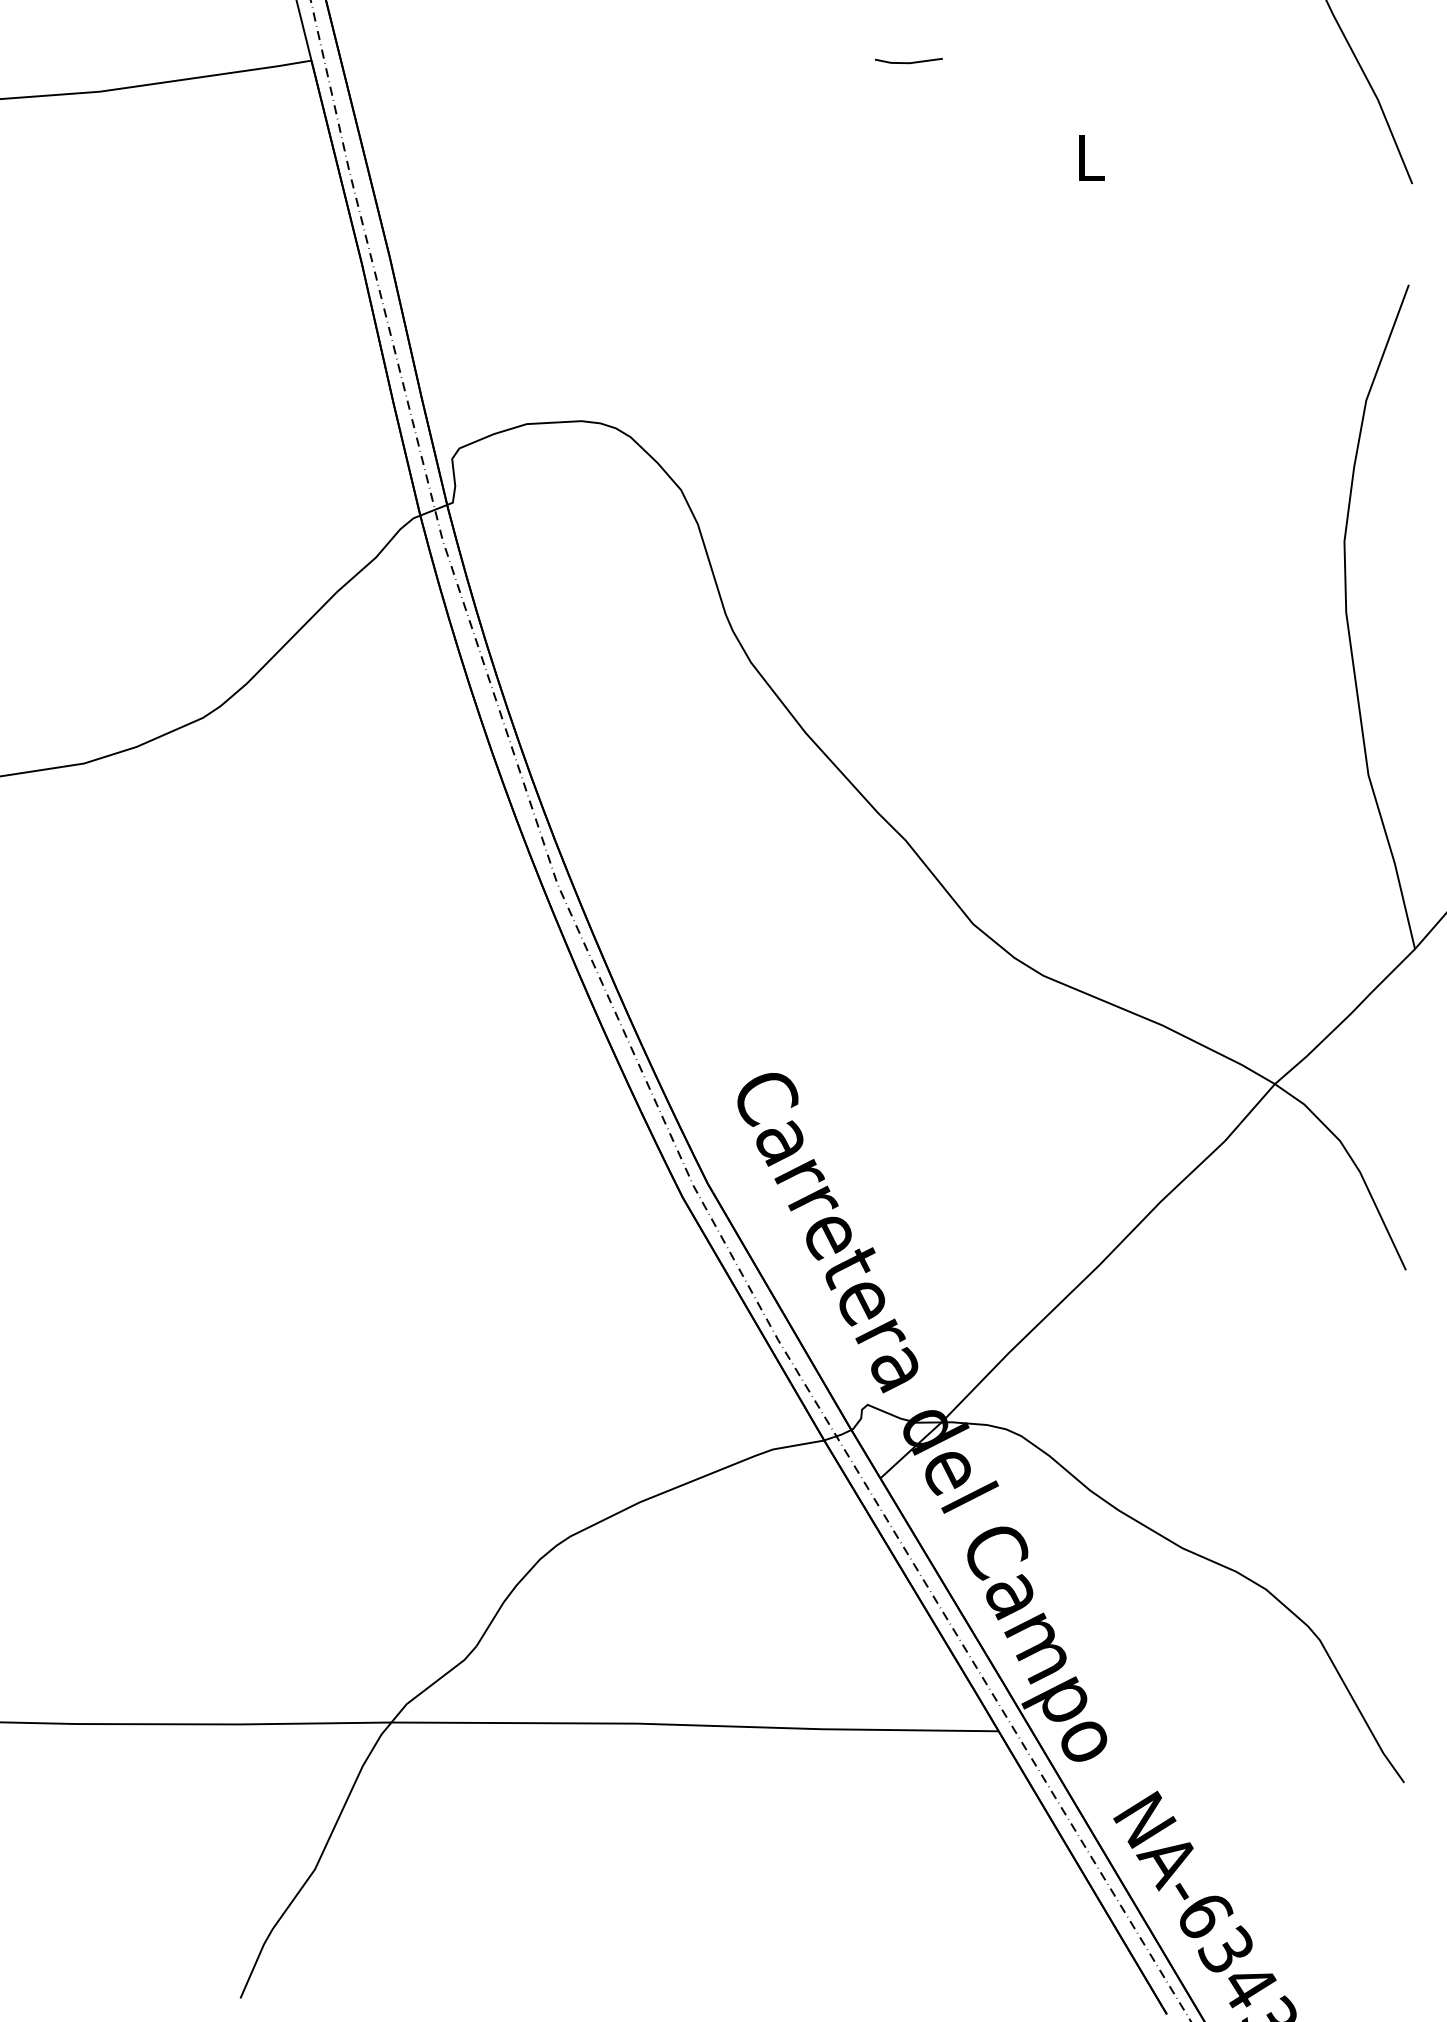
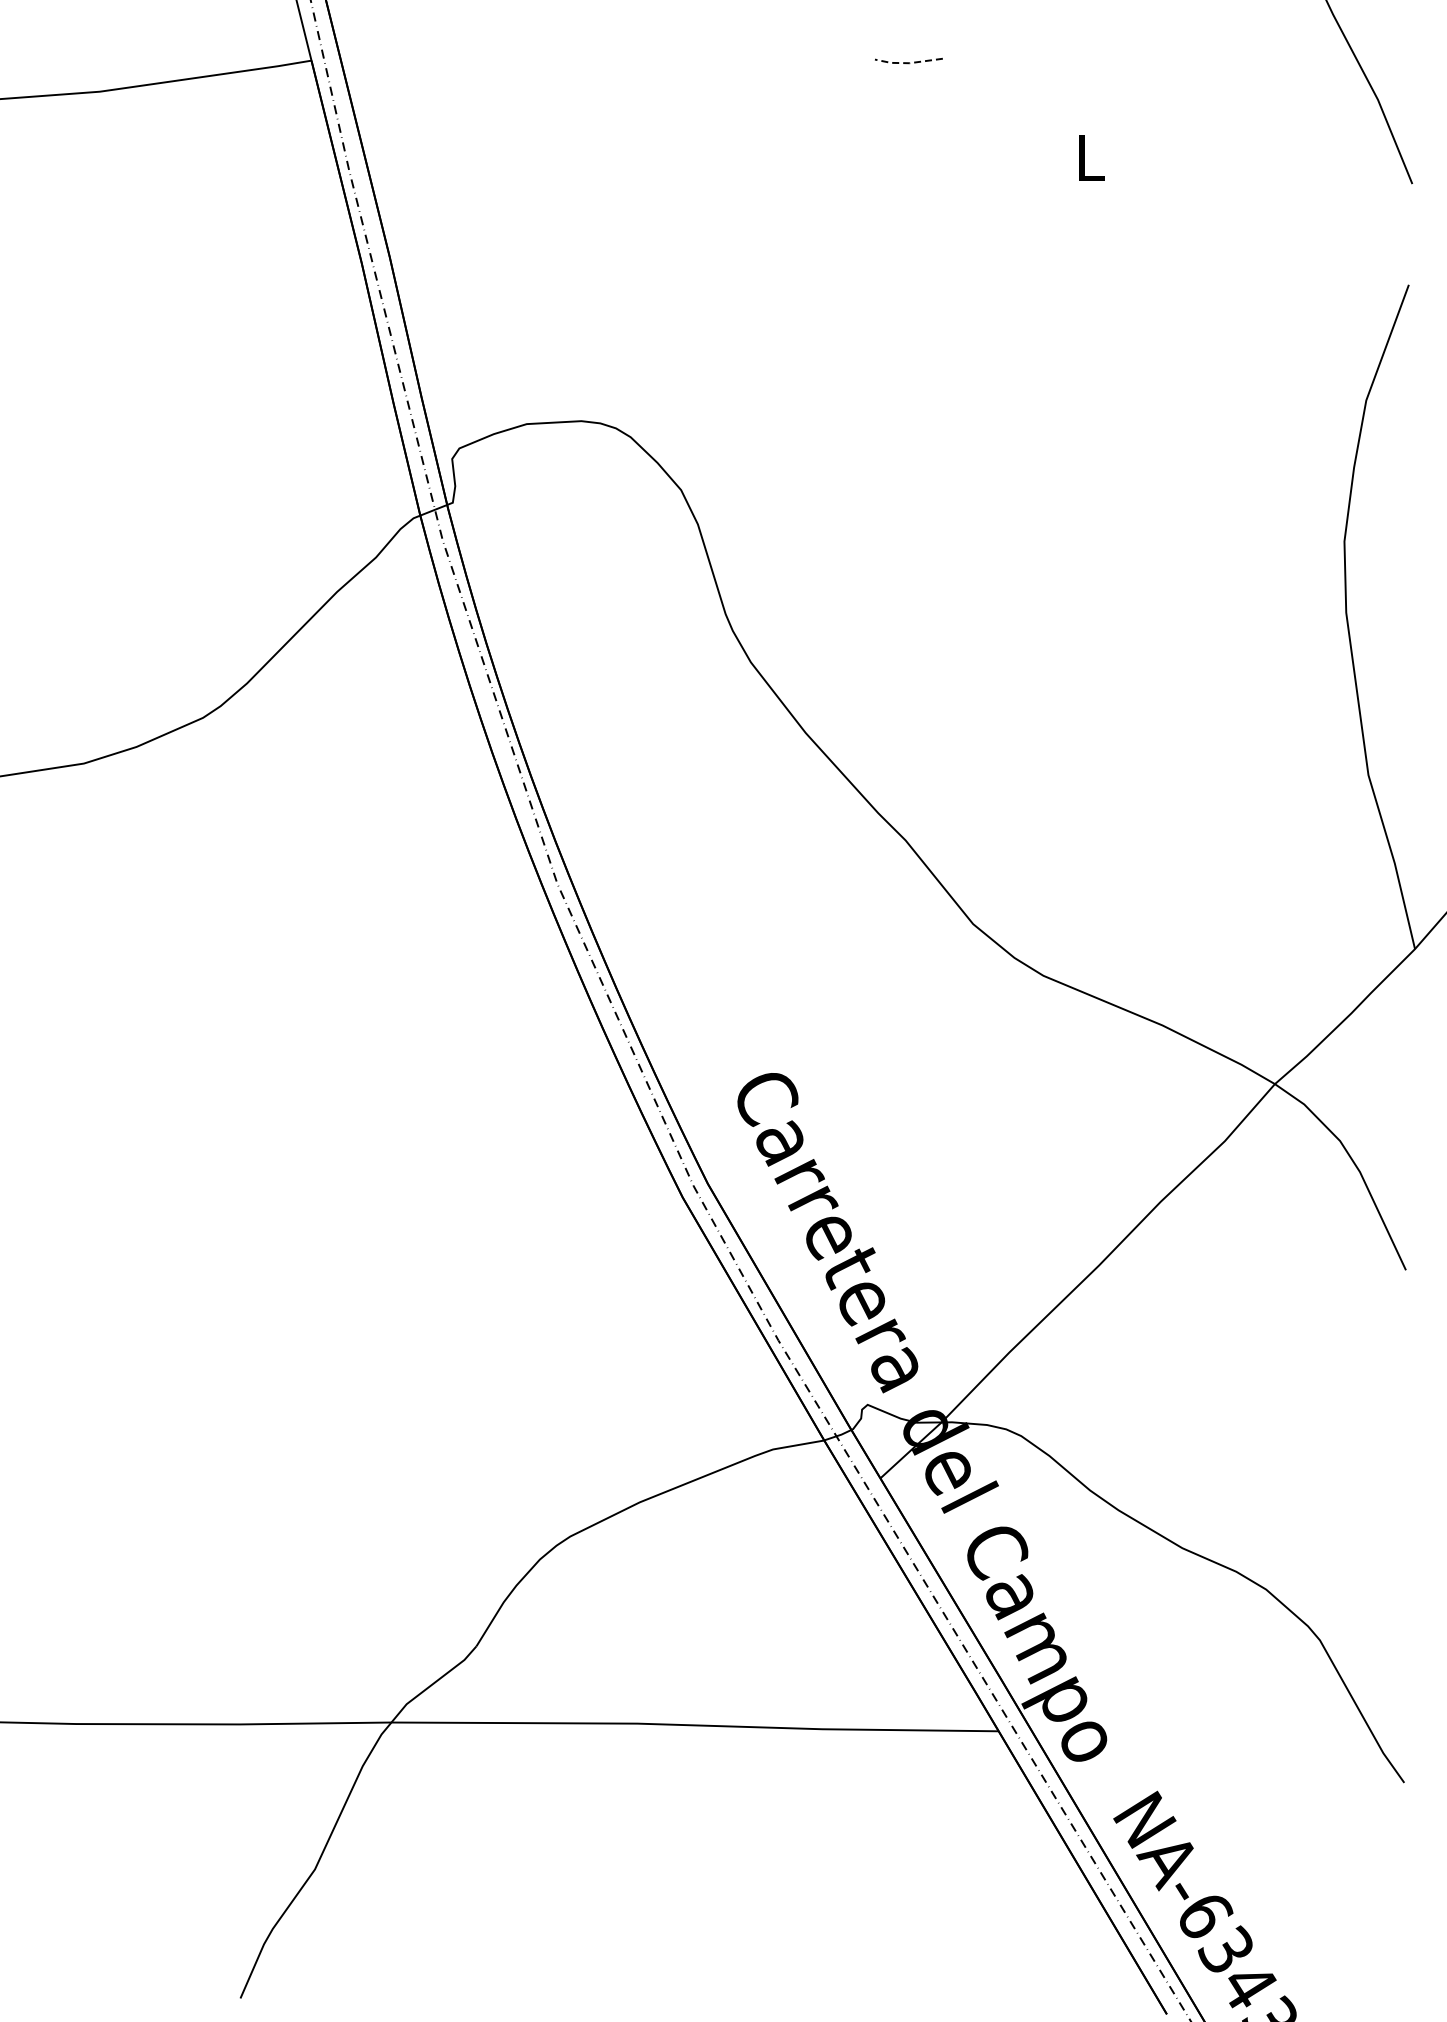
line: solid -> dashed (908, 63)
